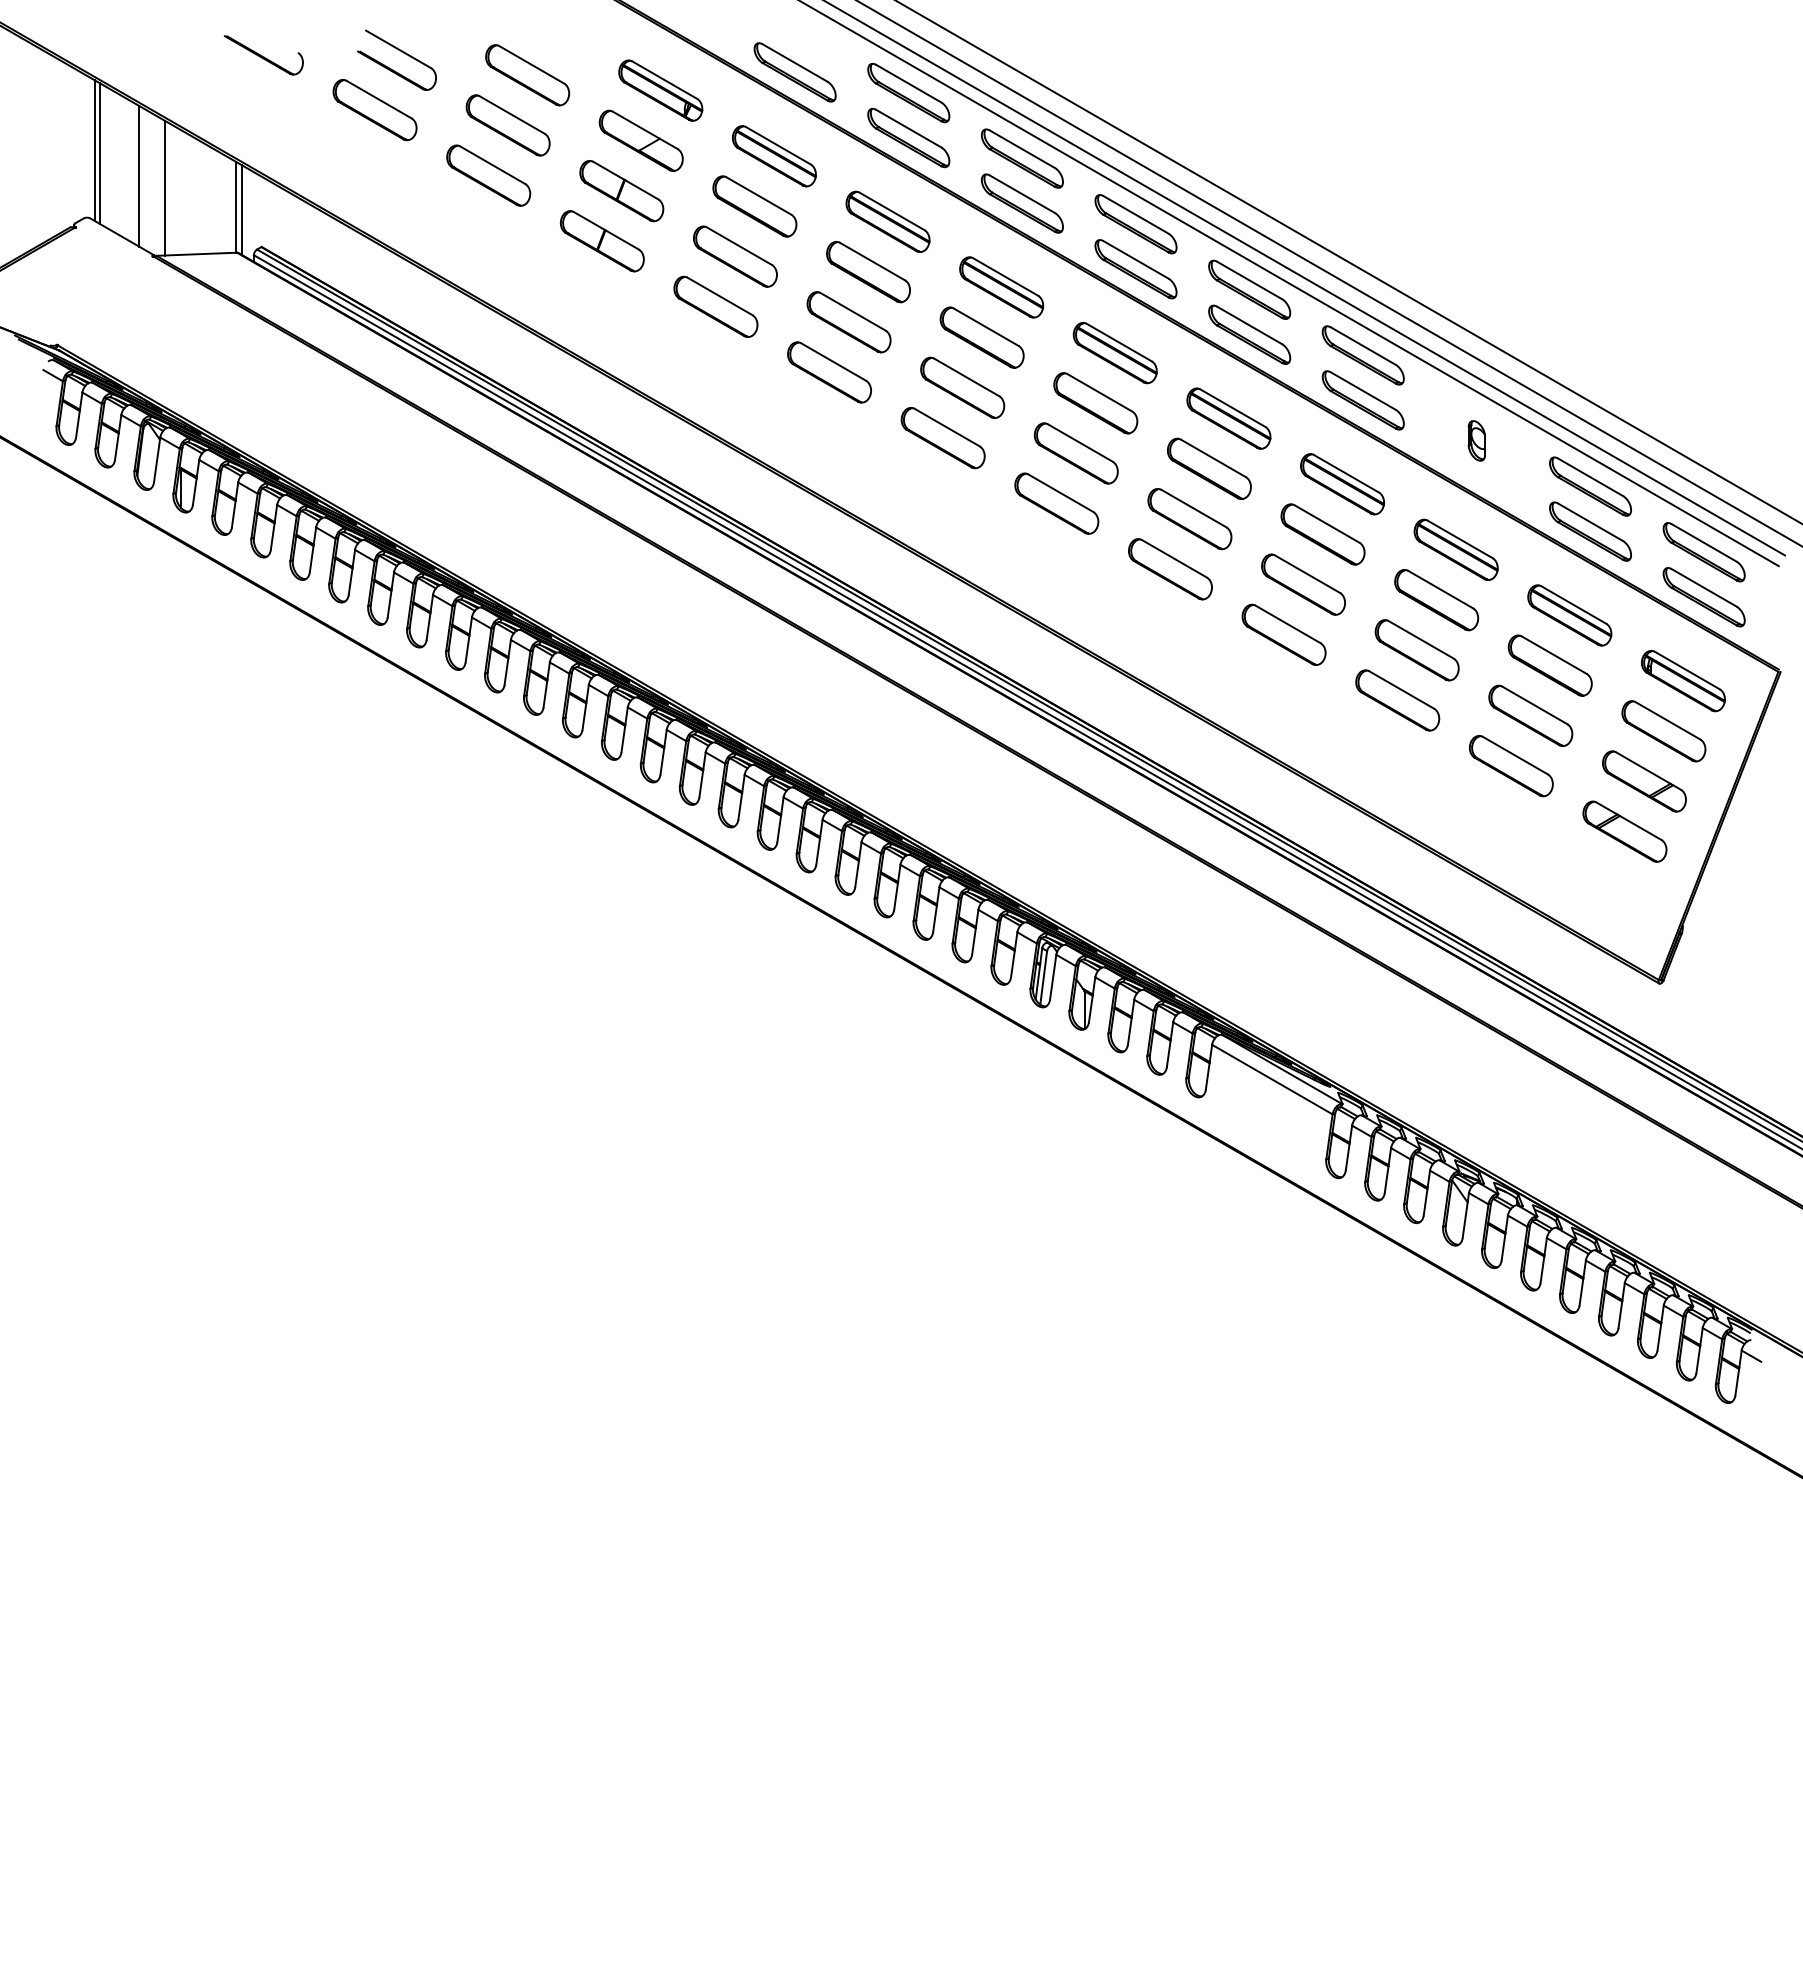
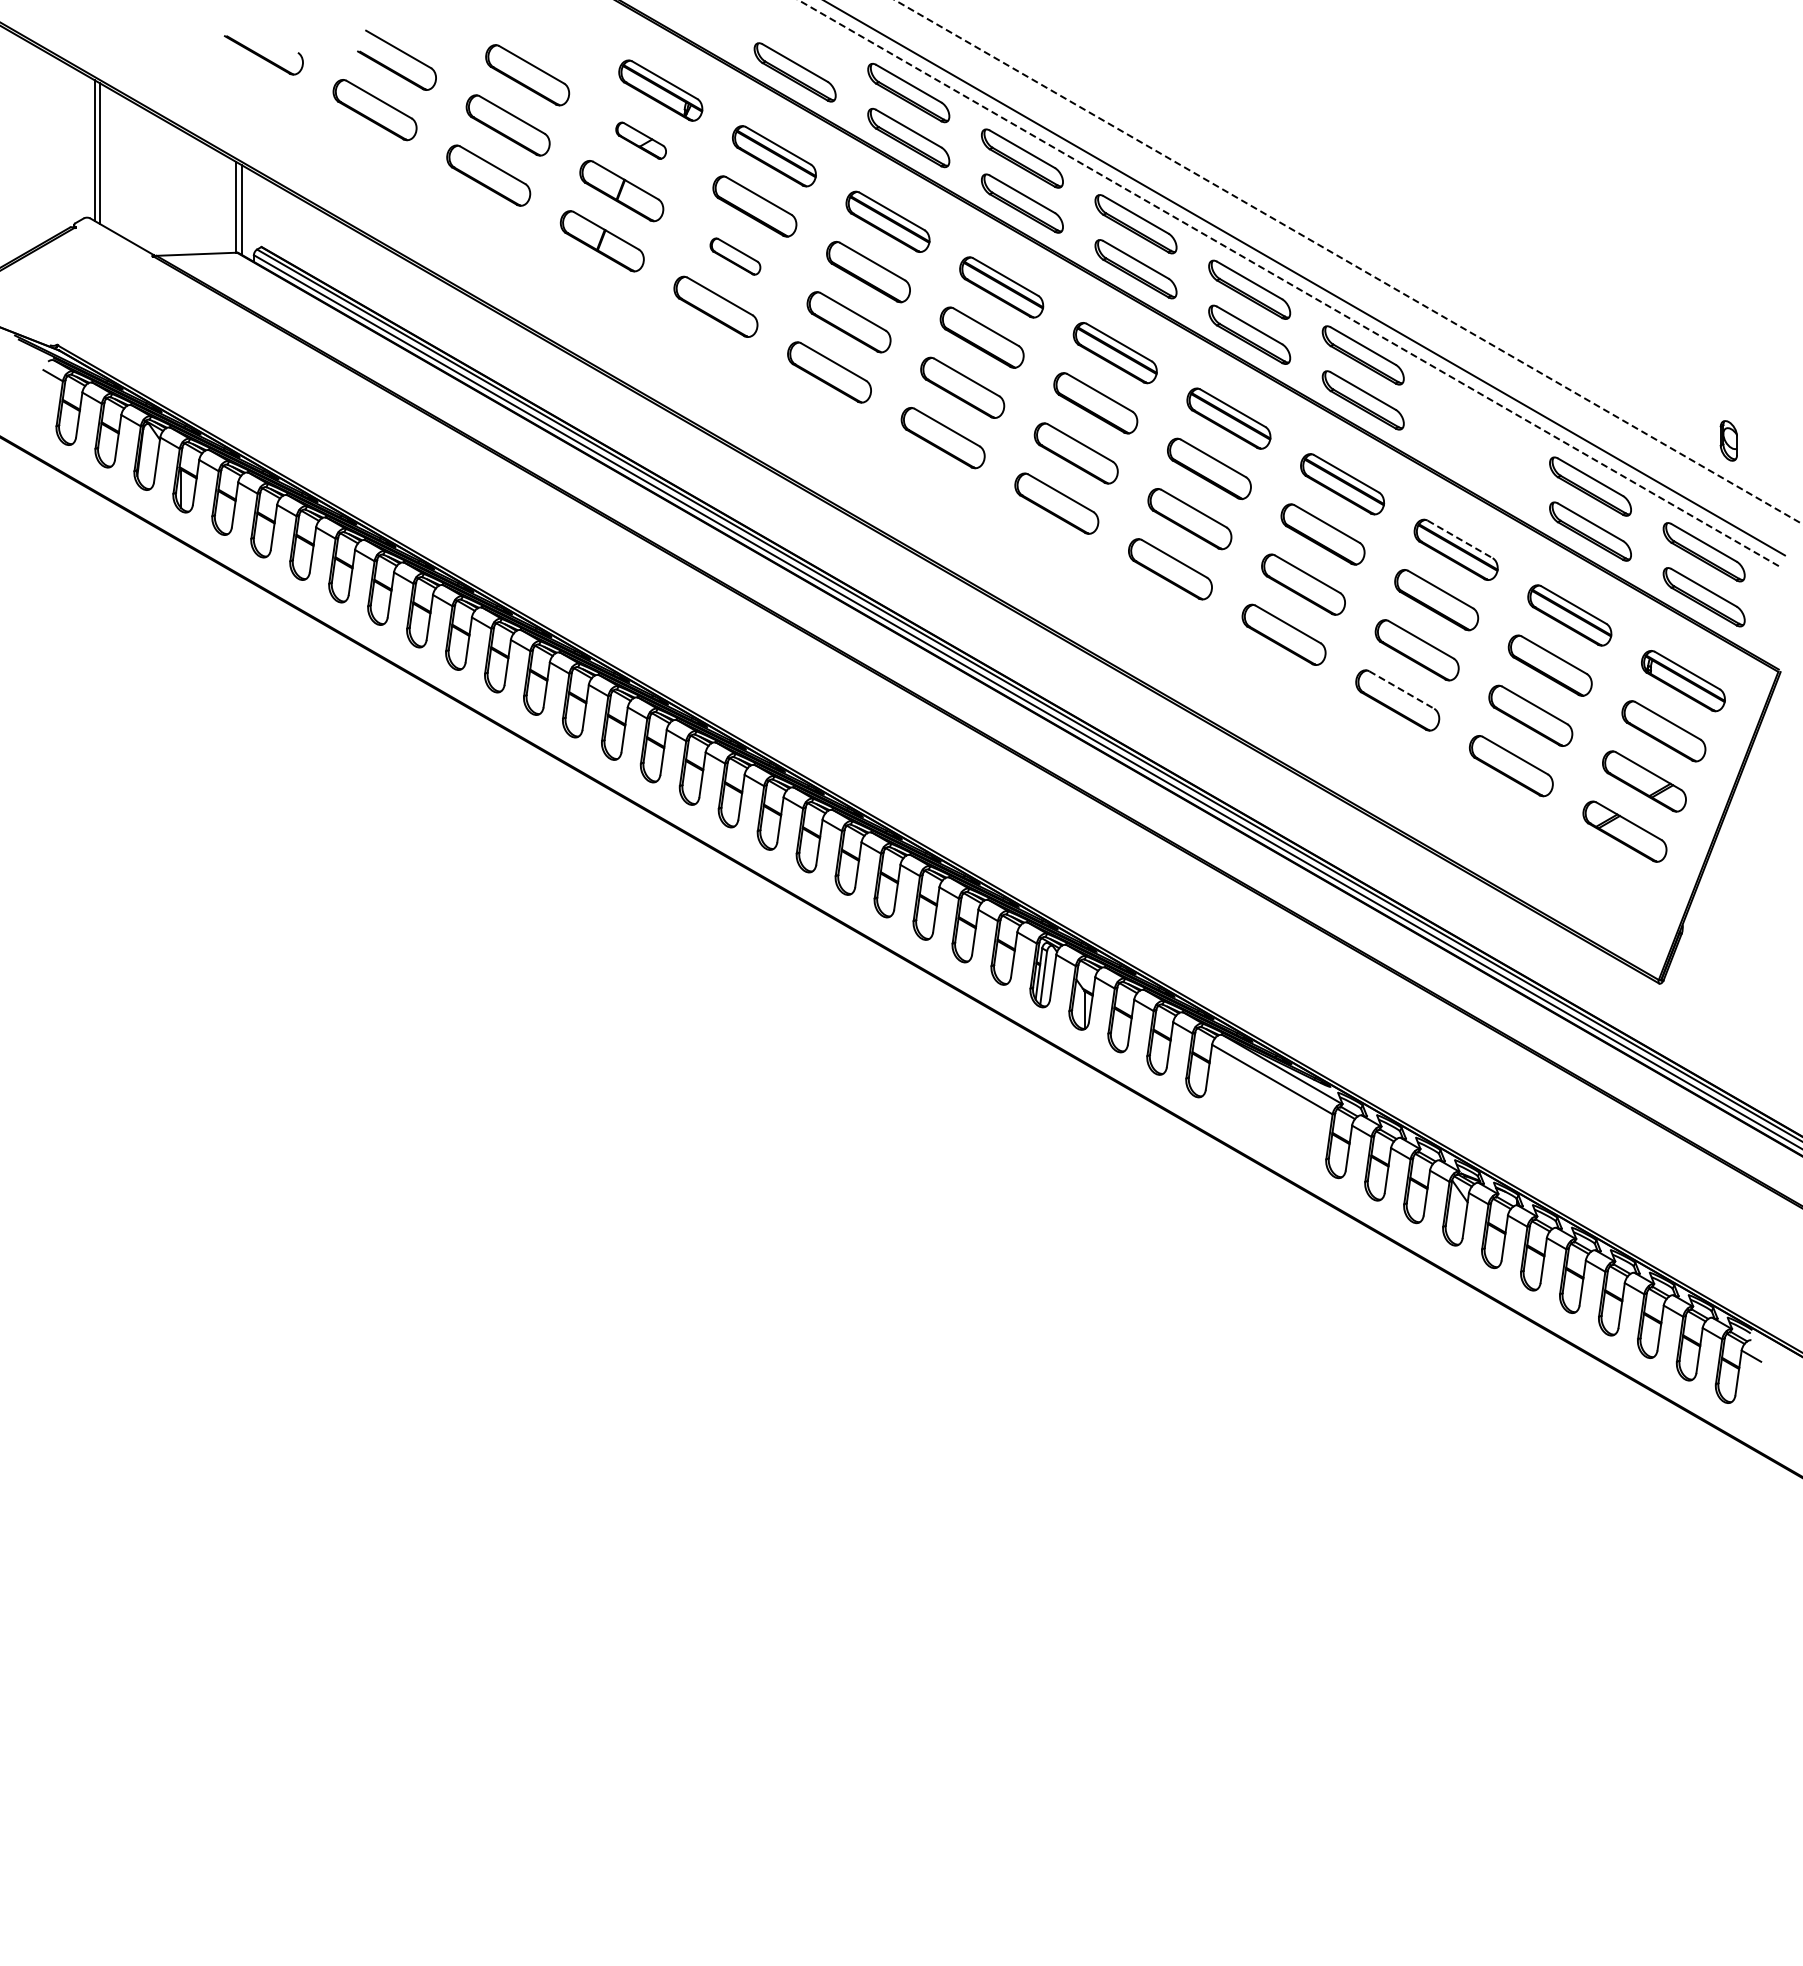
part size: 86x63 px -> 52x39 px (640, 140)
line: present -> none (139, 175)
line: present -> none (165, 187)
part size: 85x63 px -> 53x39 px (735, 256)
line: solid -> dashed (1348, 262)
line: present -> none (1329, 273)
line: solid -> dashed (1288, 283)
part position: (1476, 440) -> (1728, 440) (1728, 440)
line: solid -> dashed (1460, 539)
line: solid -> dashed (1402, 690)
